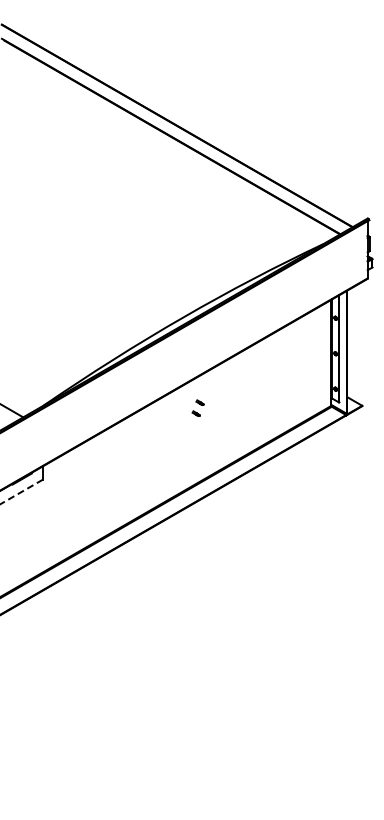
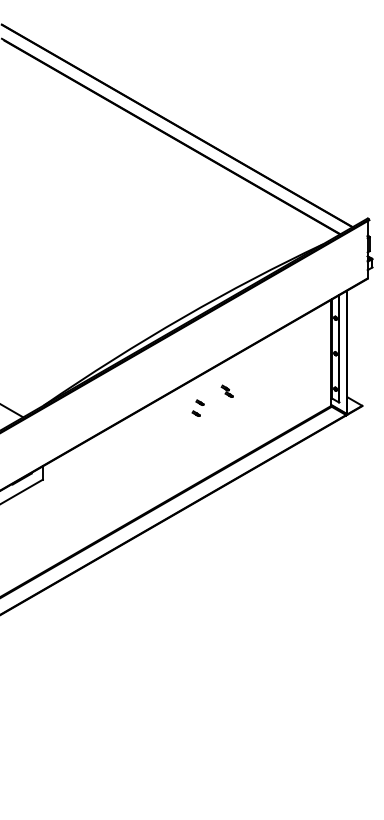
part: none -> present (226, 390)
line: dashed -> solid (21, 492)
